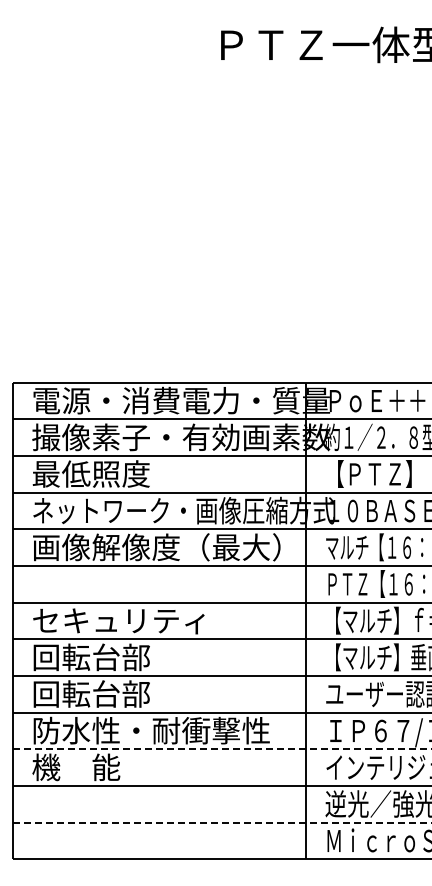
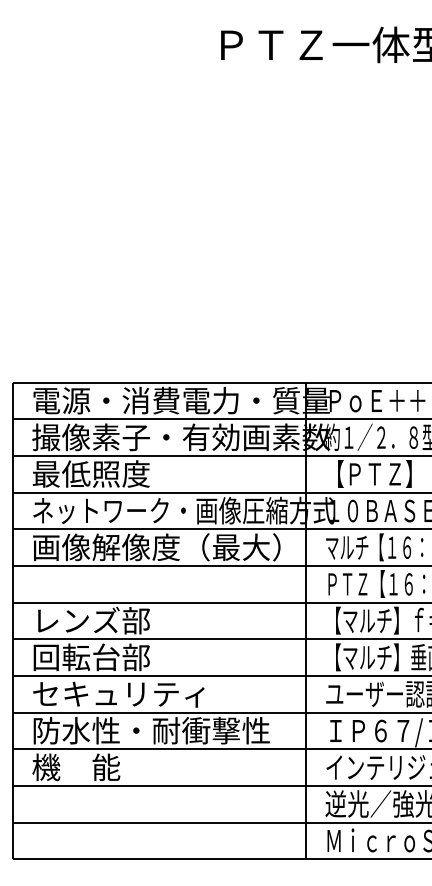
text: セキュリティ -> レンズ部 (118, 620)
text: 回転台部 -> セキュリティ (118, 693)
line: dashed -> solid (222, 749)
line: dashed -> solid (222, 822)
